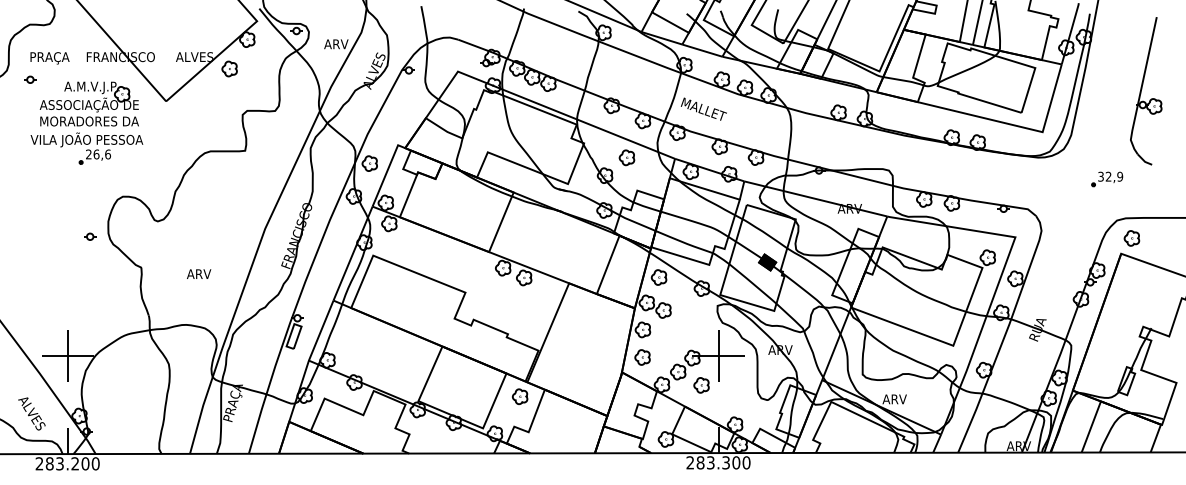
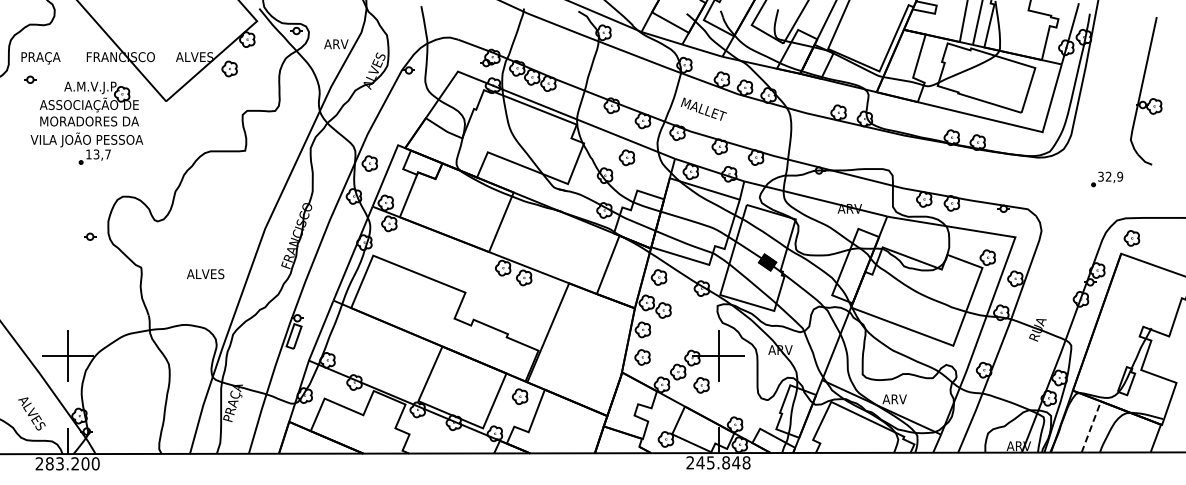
text position: (49, 58) -> (40, 58) (40, 58)
text: 26,6 -> 13,7 (98, 154)
text: ARV -> ALVES (210, 274)
line: solid -> dashed (1091, 426)
text: 283.300 -> 245.848 (723, 462)
